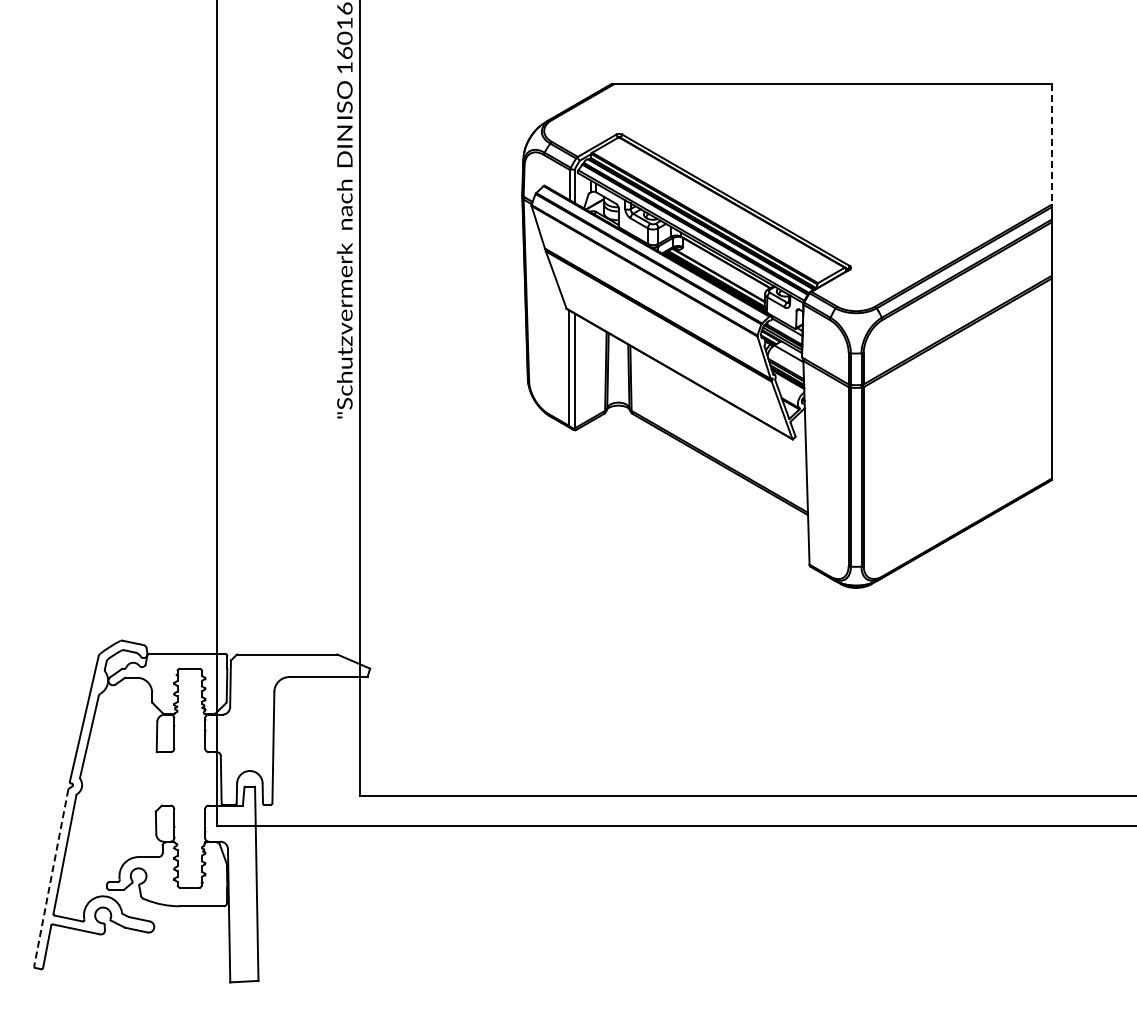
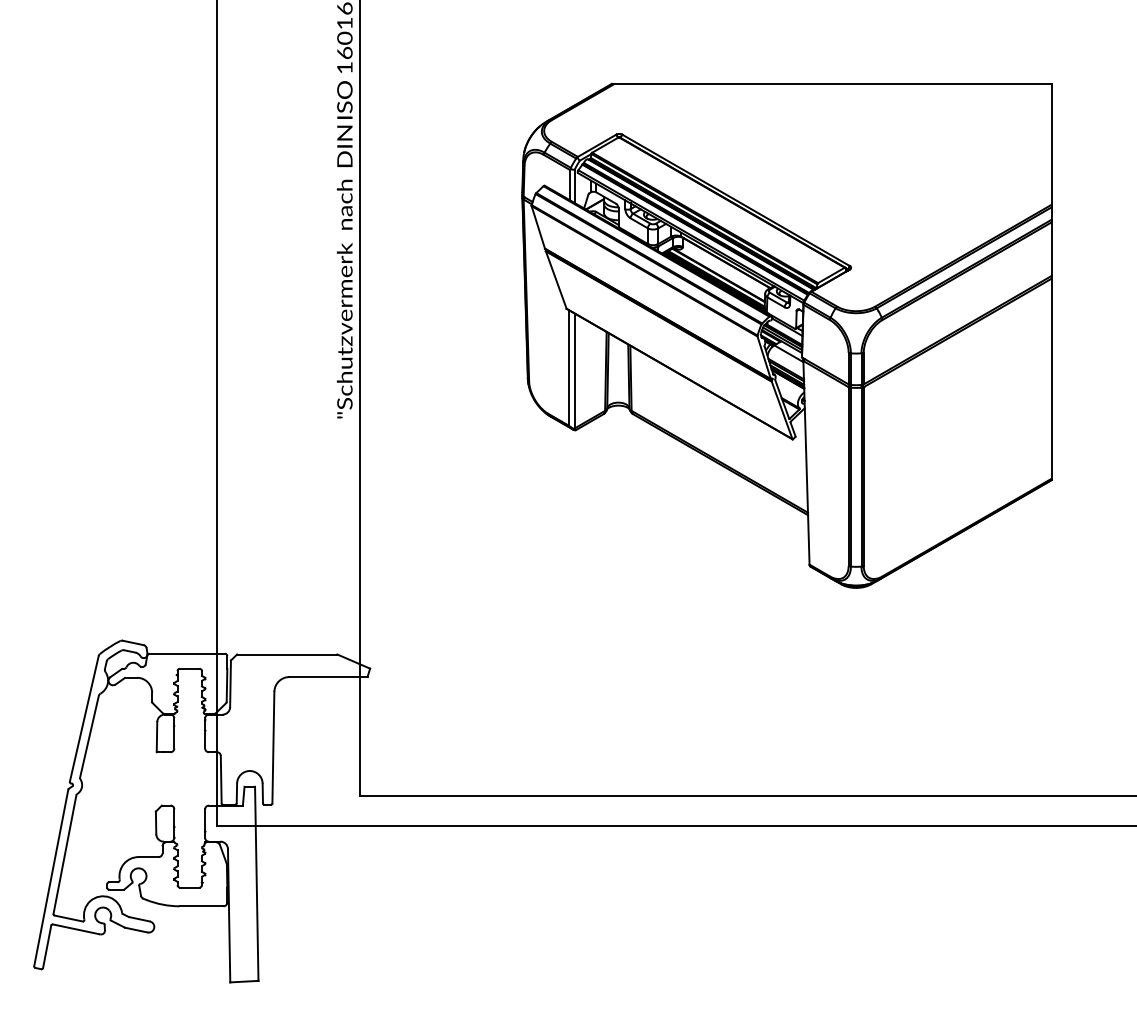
line: dashed -> solid (1051, 144)
line: dashed -> solid (51, 877)
